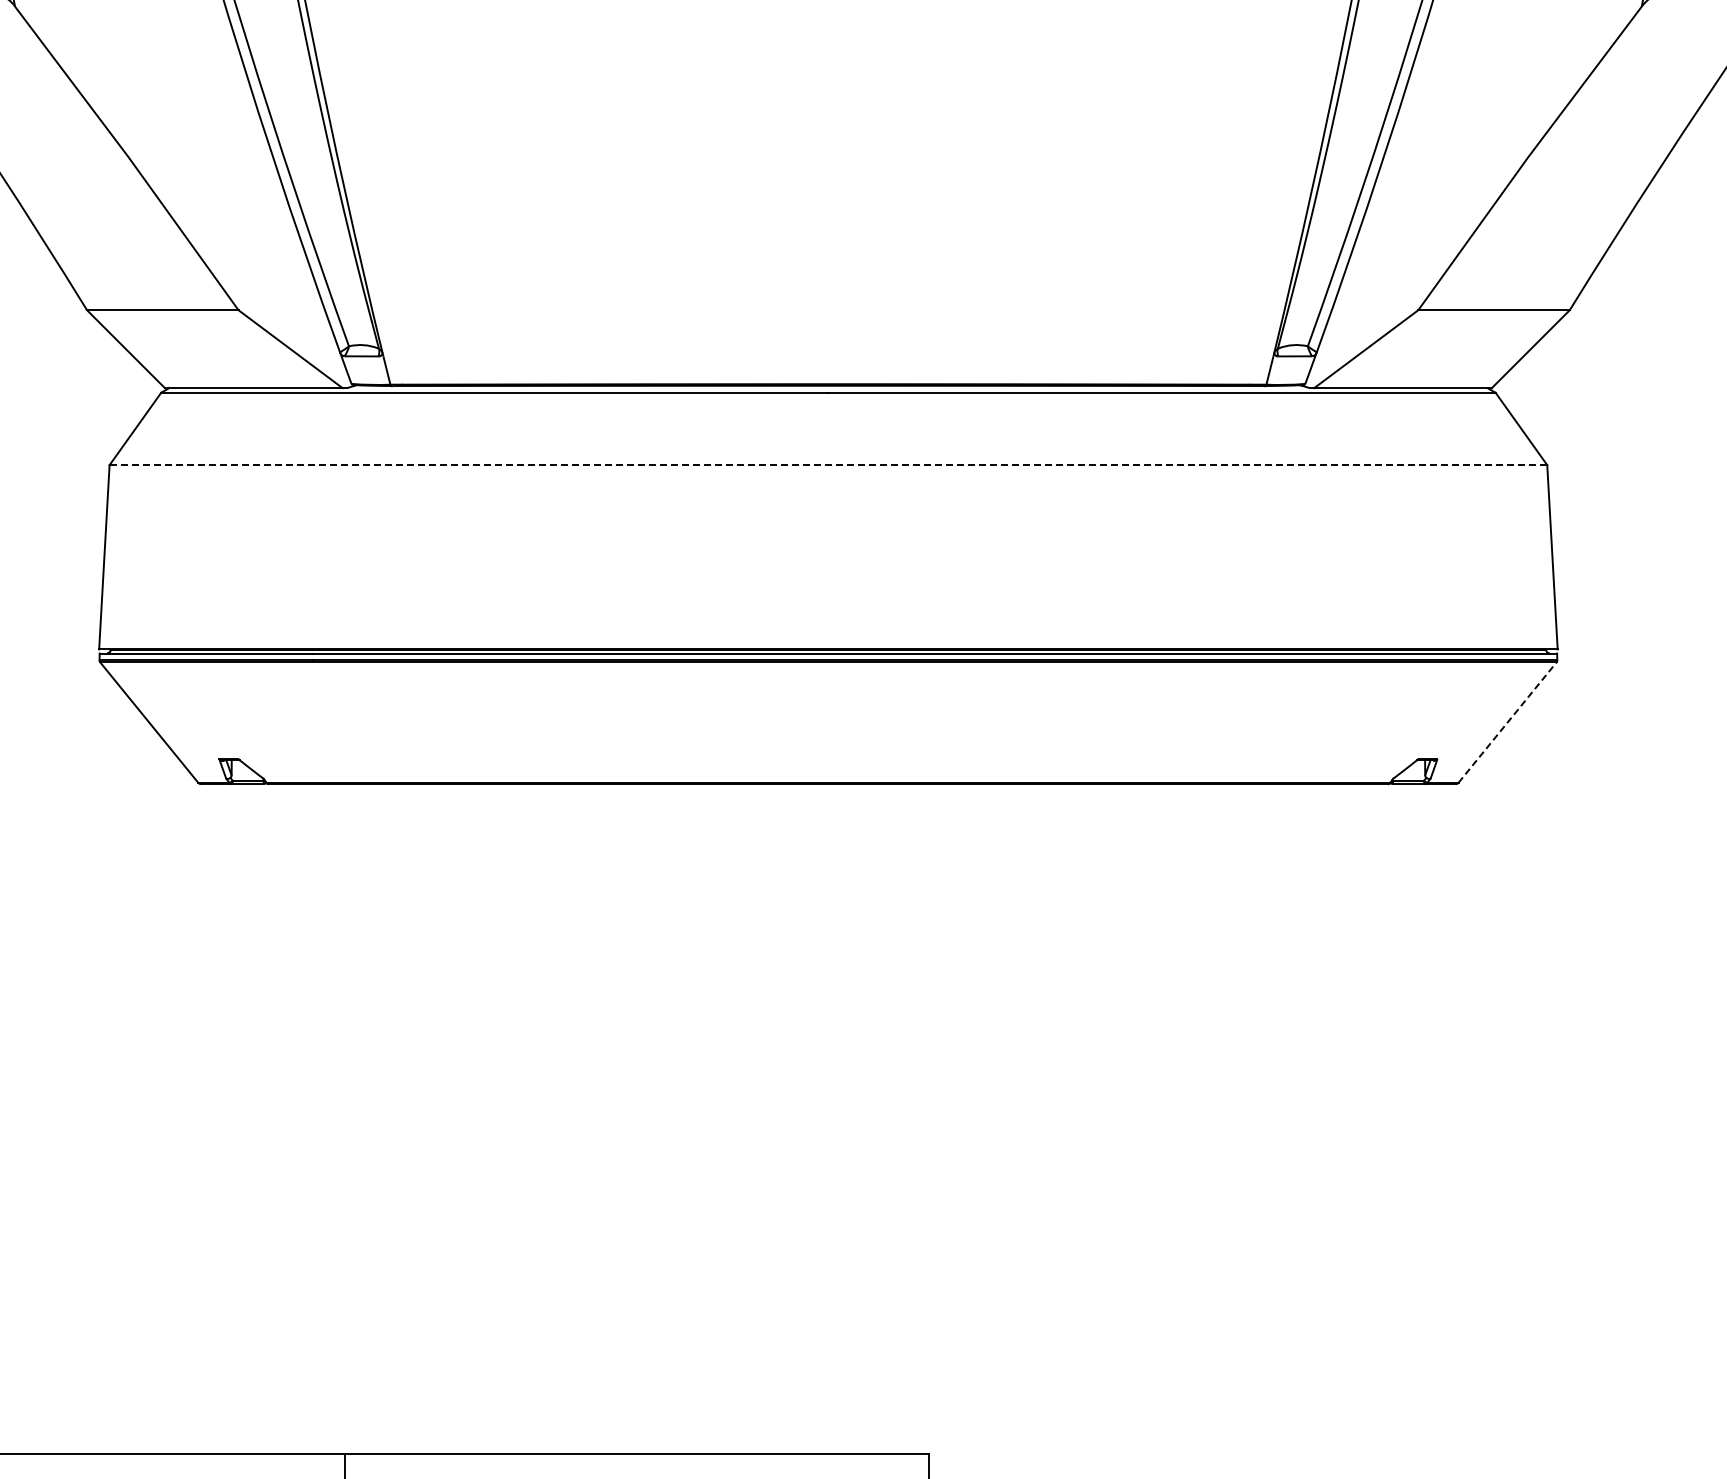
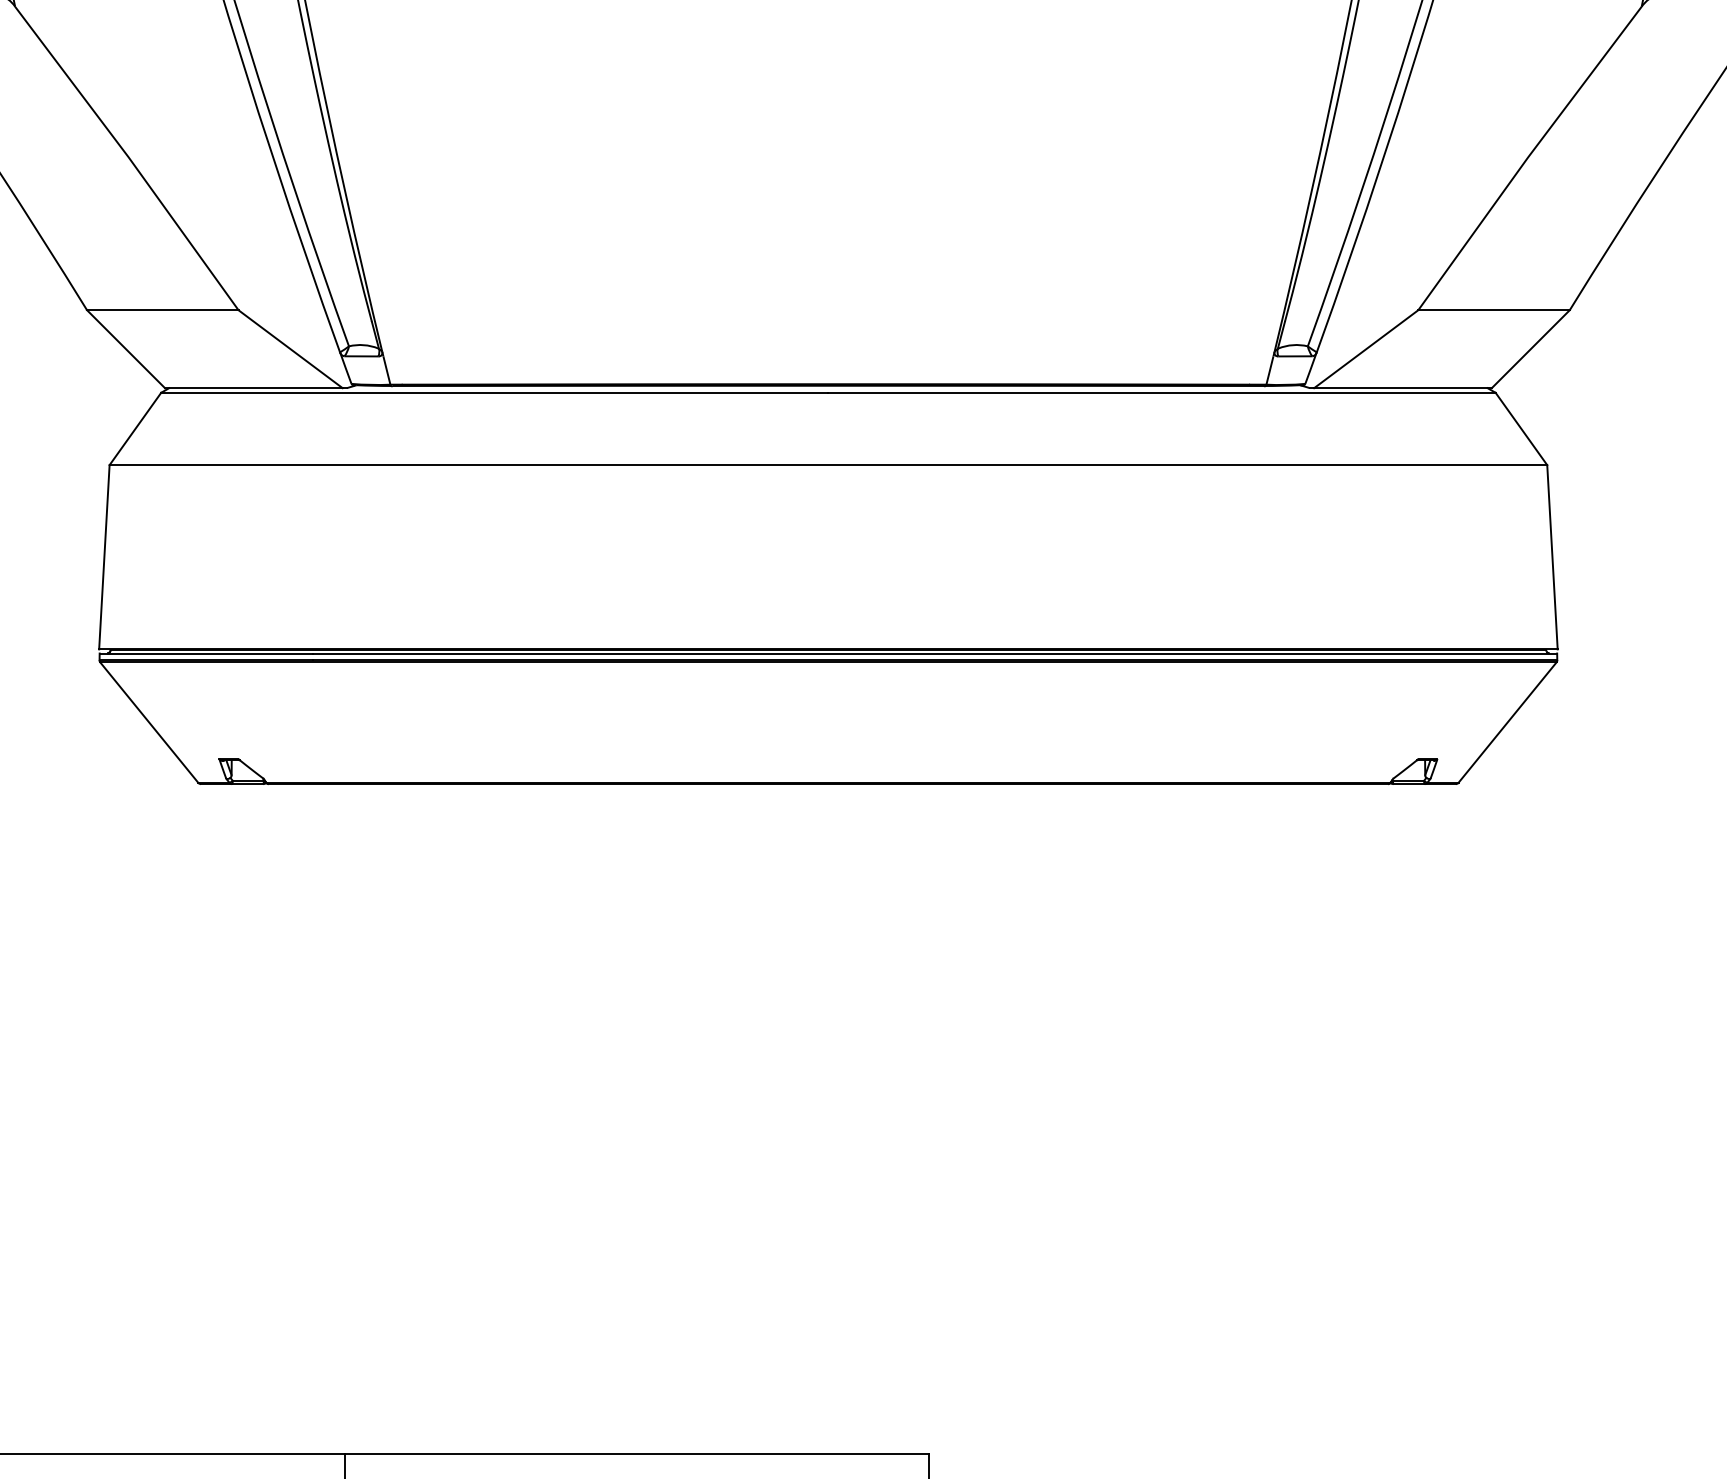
line: dashed -> solid (828, 465)
line: dashed -> solid (1507, 722)
